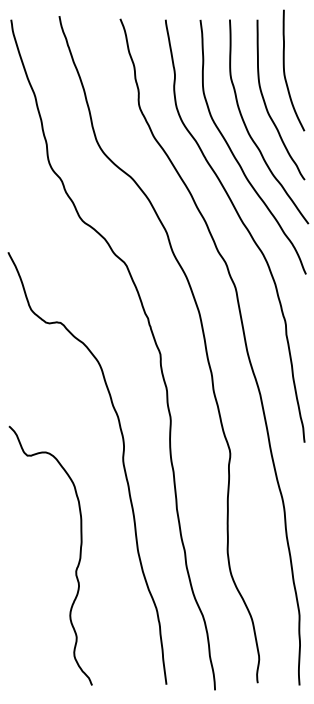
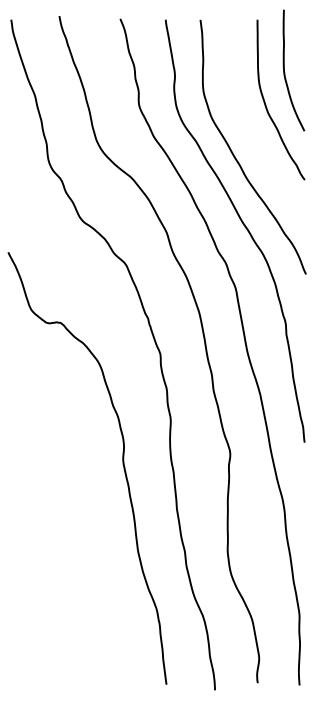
curve: present -> none (247, 127)
curve: present -> none (78, 560)
